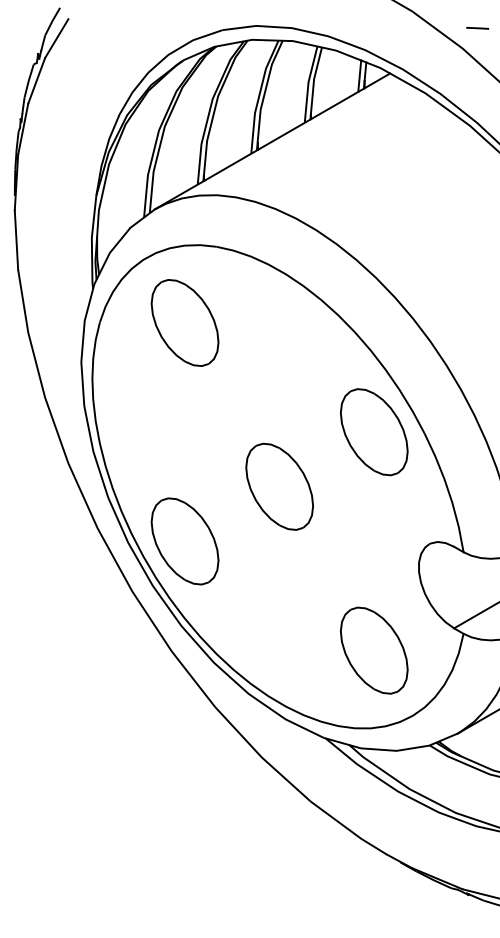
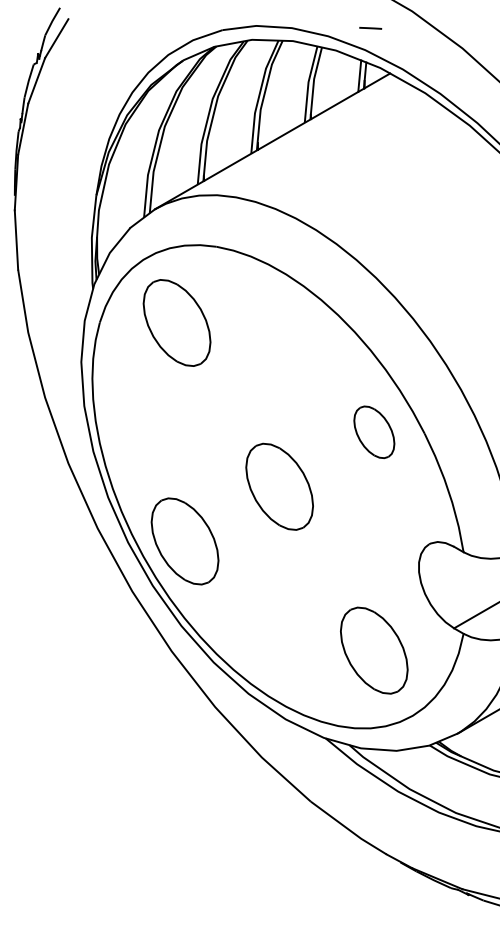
line position: (477, 28) -> (370, 28) (370, 28)
part position: (184, 322) -> (176, 322) (176, 322)
part size: 69x89 px -> 43x54 px (374, 431)
